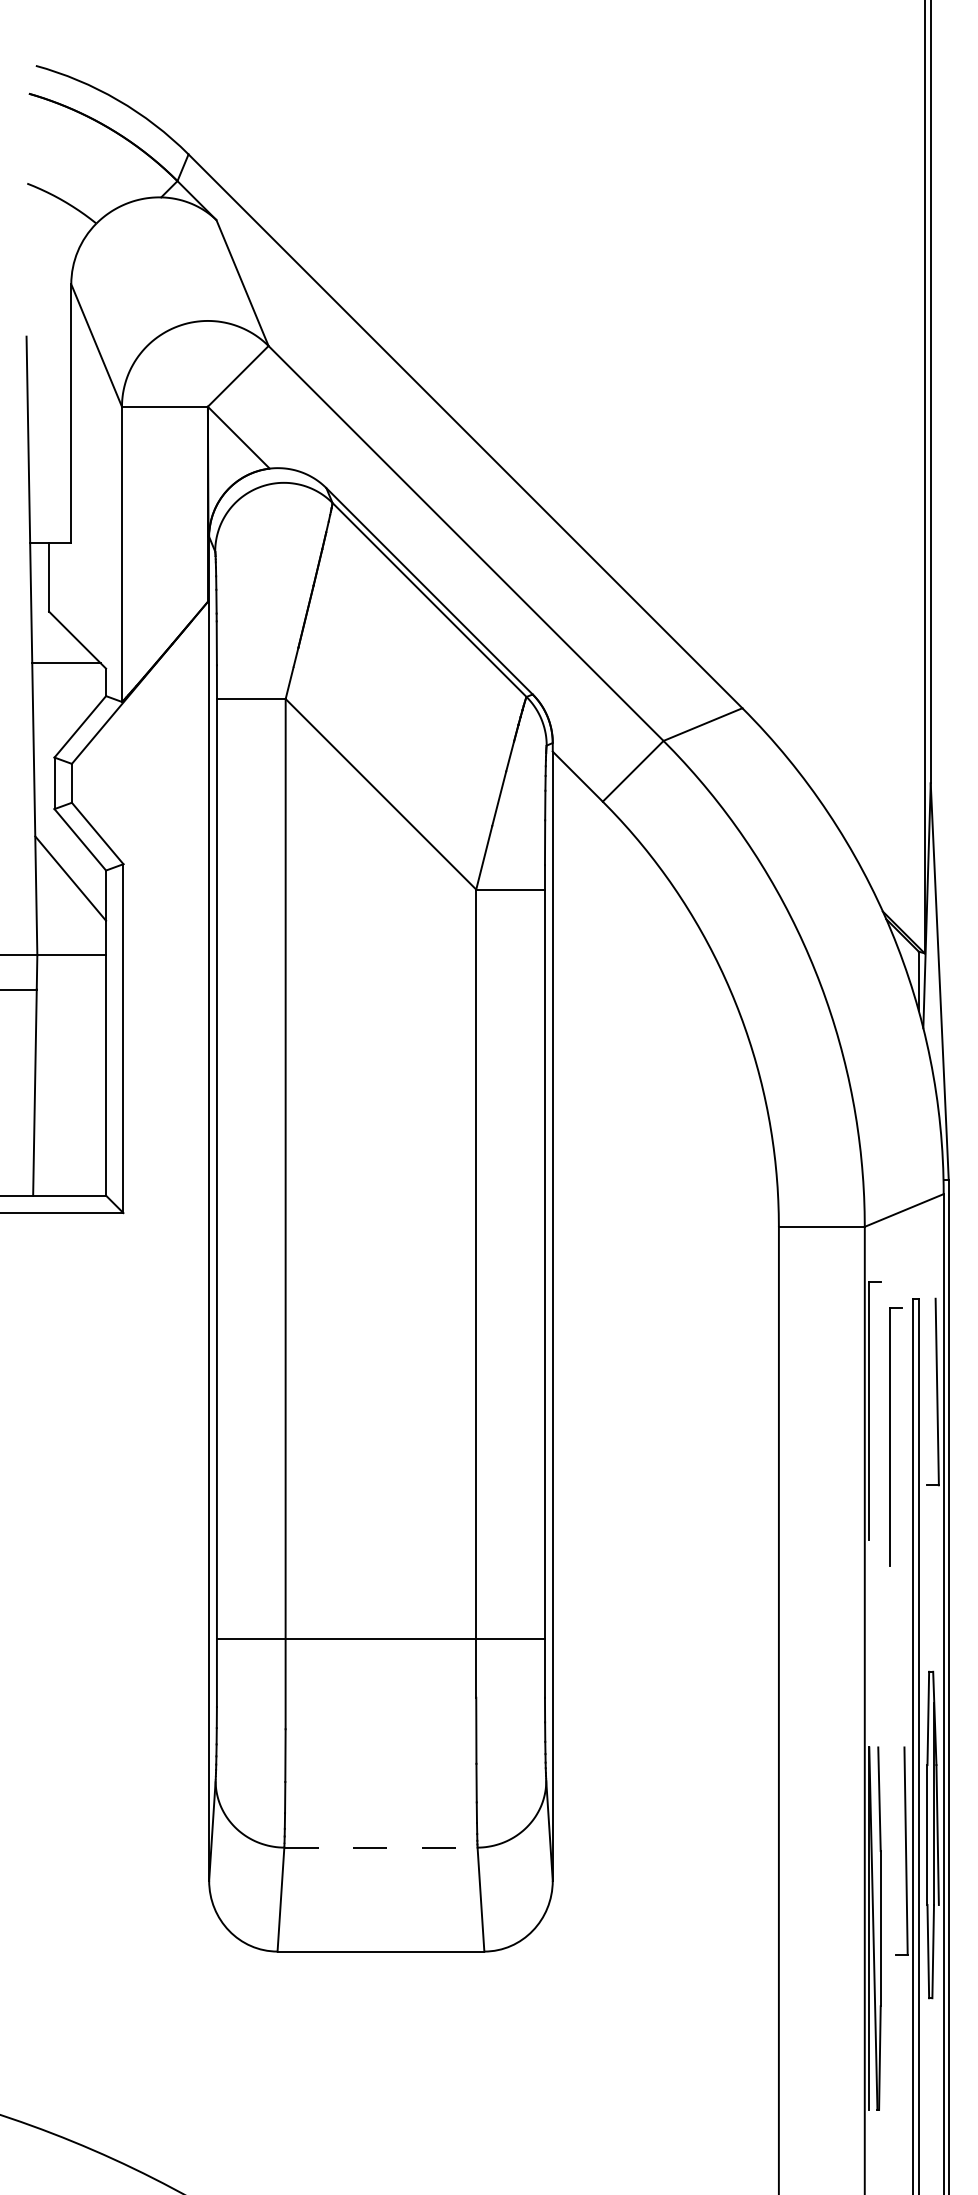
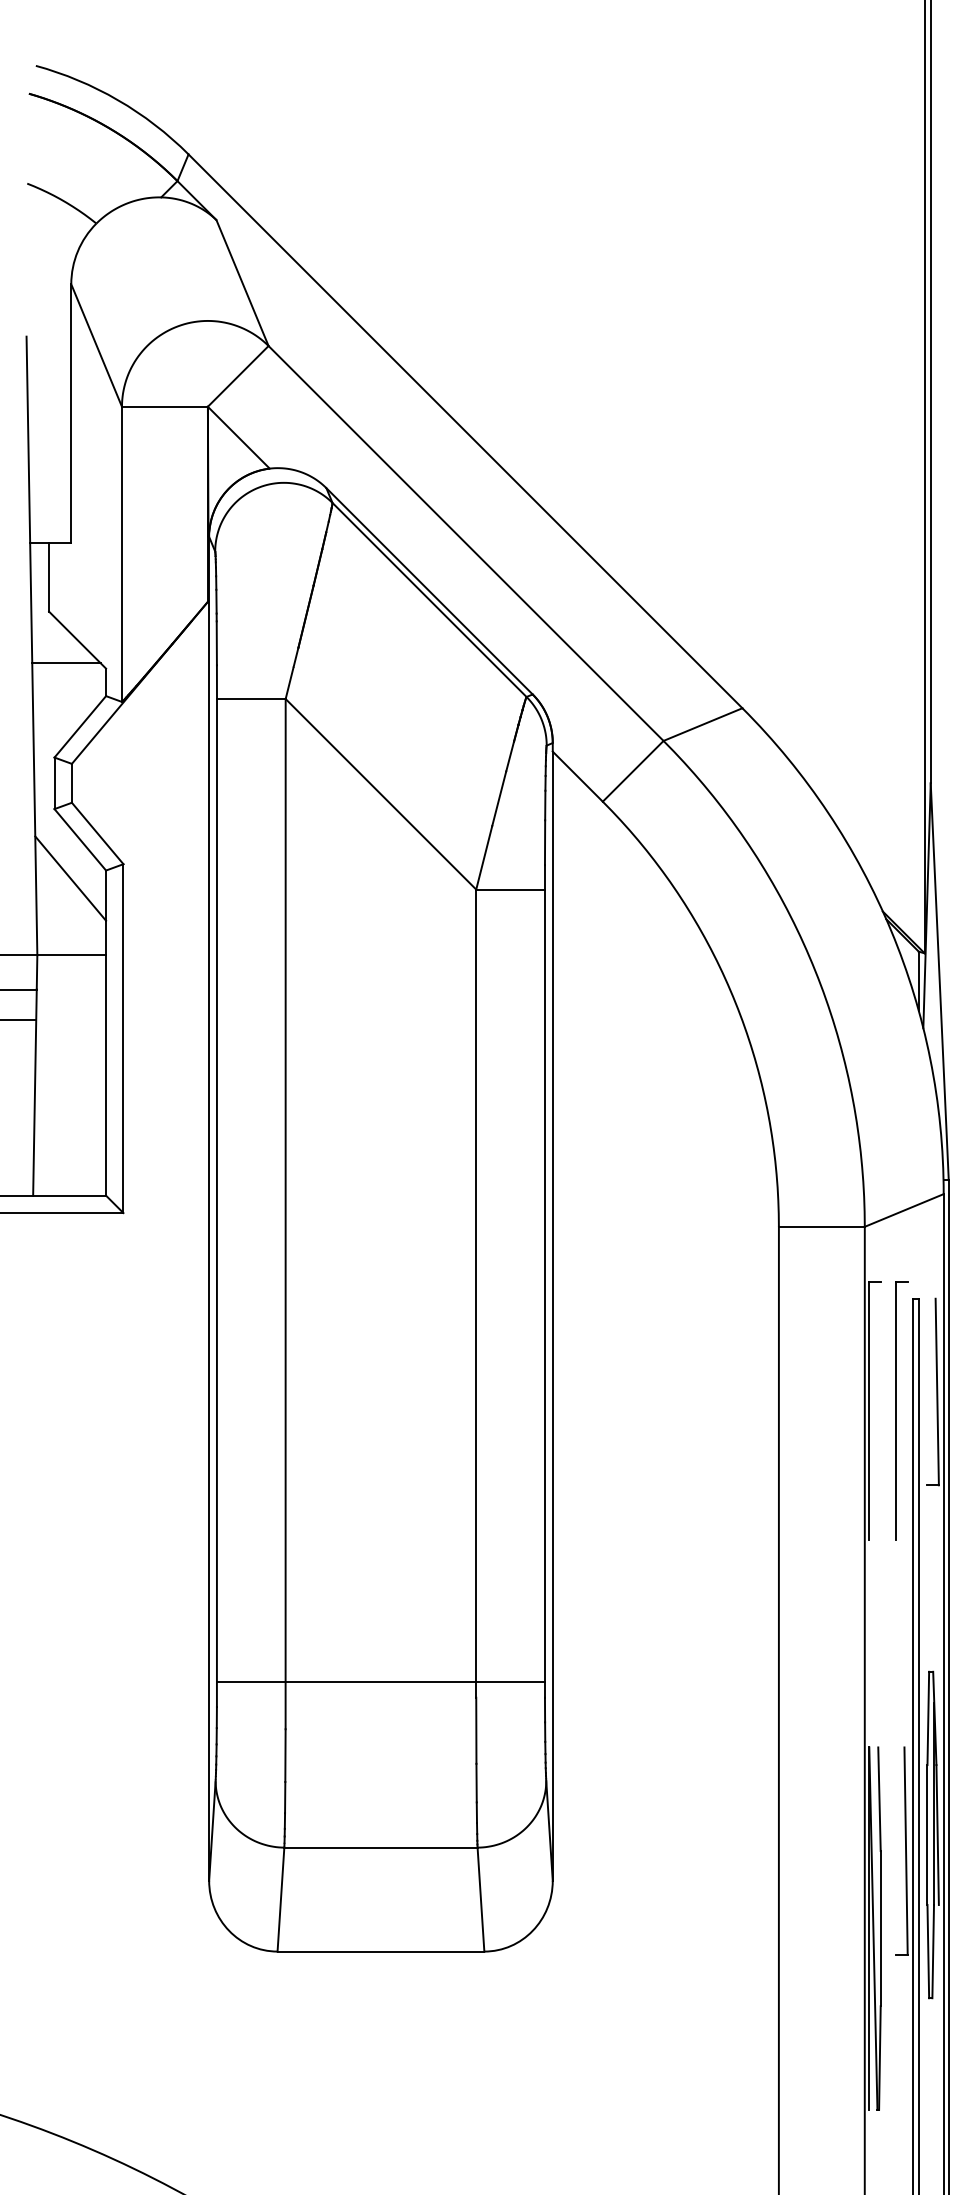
line: none -> present (19, 1019)
part position: (895, 1436) -> (901, 1410) (901, 1410)
line position: (380, 1638) -> (380, 1681) (380, 1681)
line: dashed -> solid (380, 1847)
